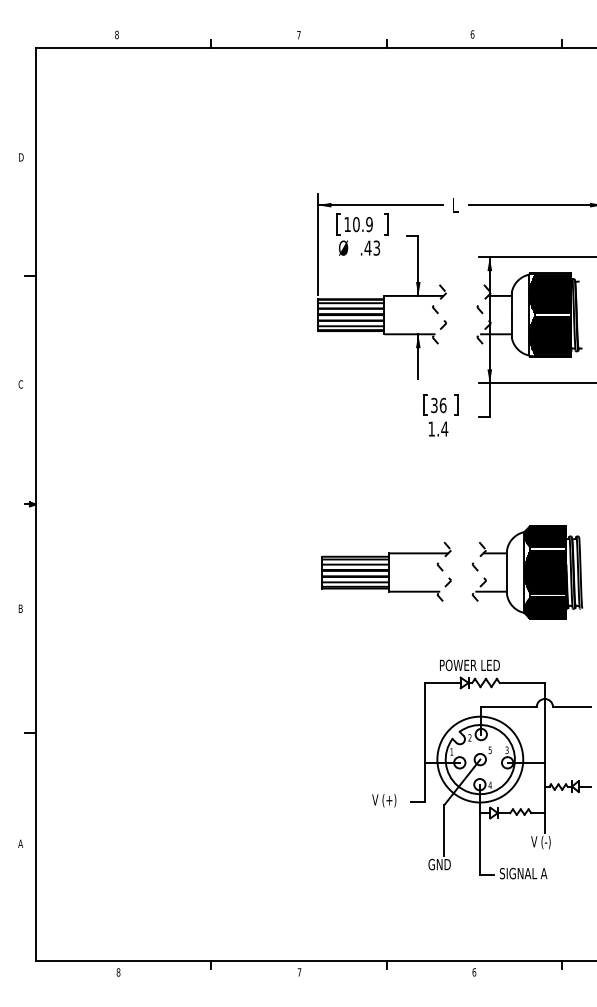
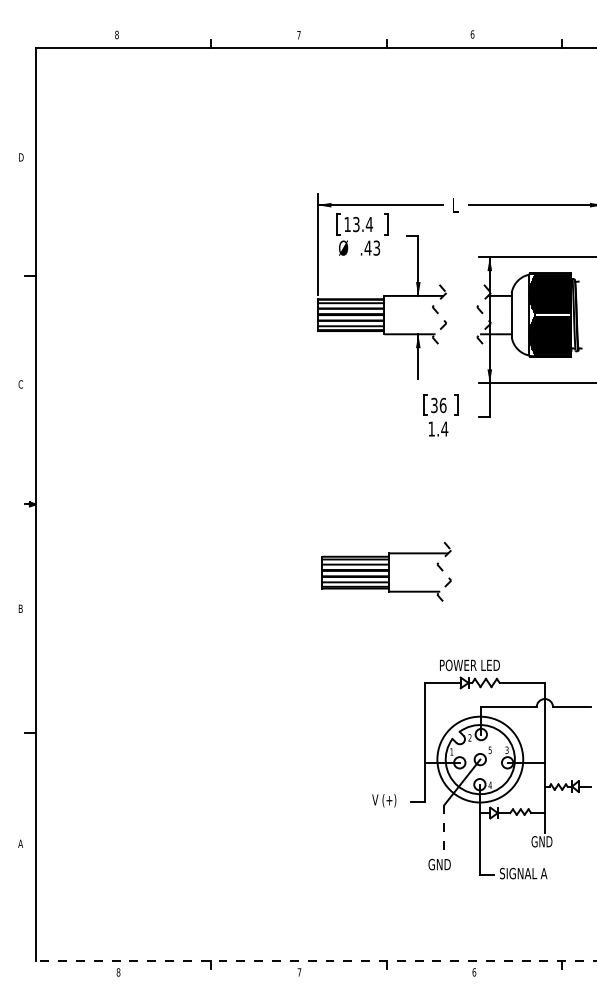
text: 10.9 -> 13.4 (363, 224)
part: present -> none (527, 572)
line: solid -> dashed (444, 830)
text: V (-) -> GND (541, 842)
line: solid -> dashed (315, 961)
